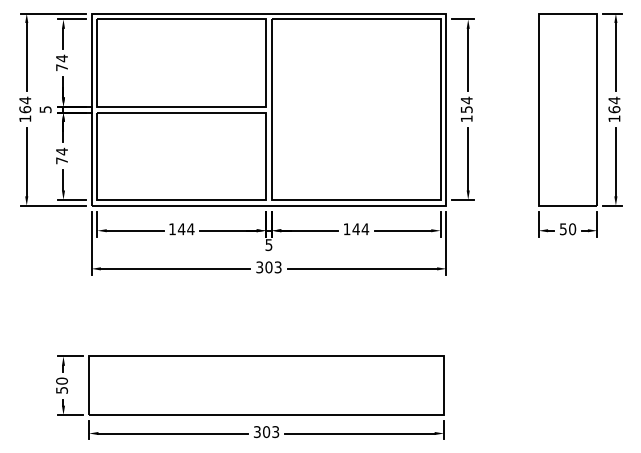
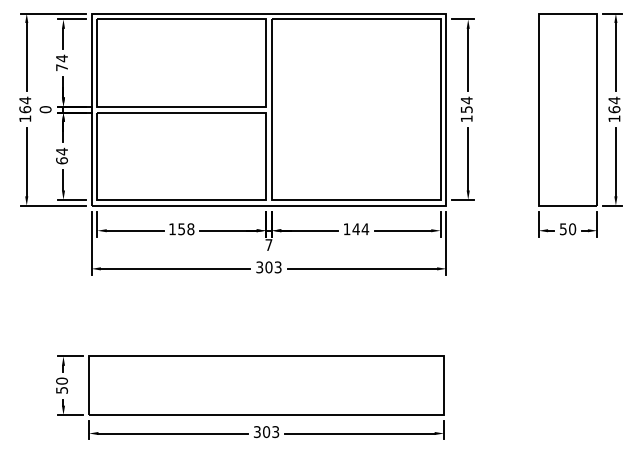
text: 5 -> 0 (45, 109)
text: 74 -> 64 (61, 160)
text: 144 -> 158 (185, 229)
text: 5 -> 7 (268, 245)
